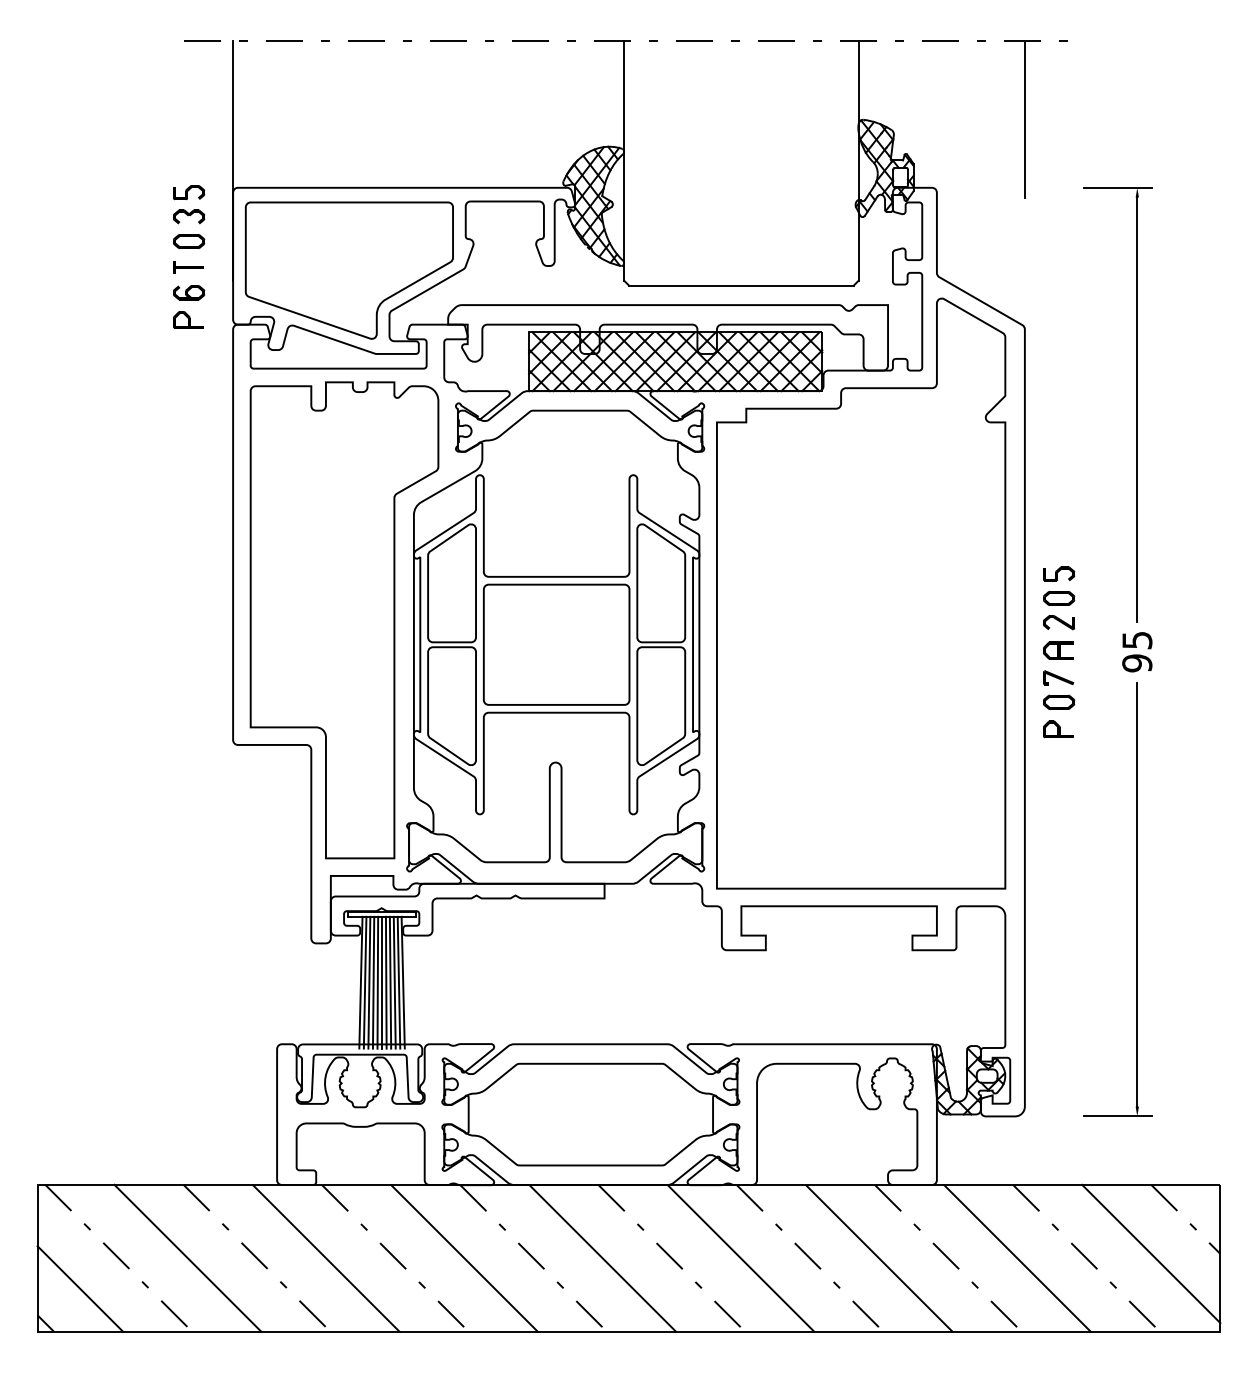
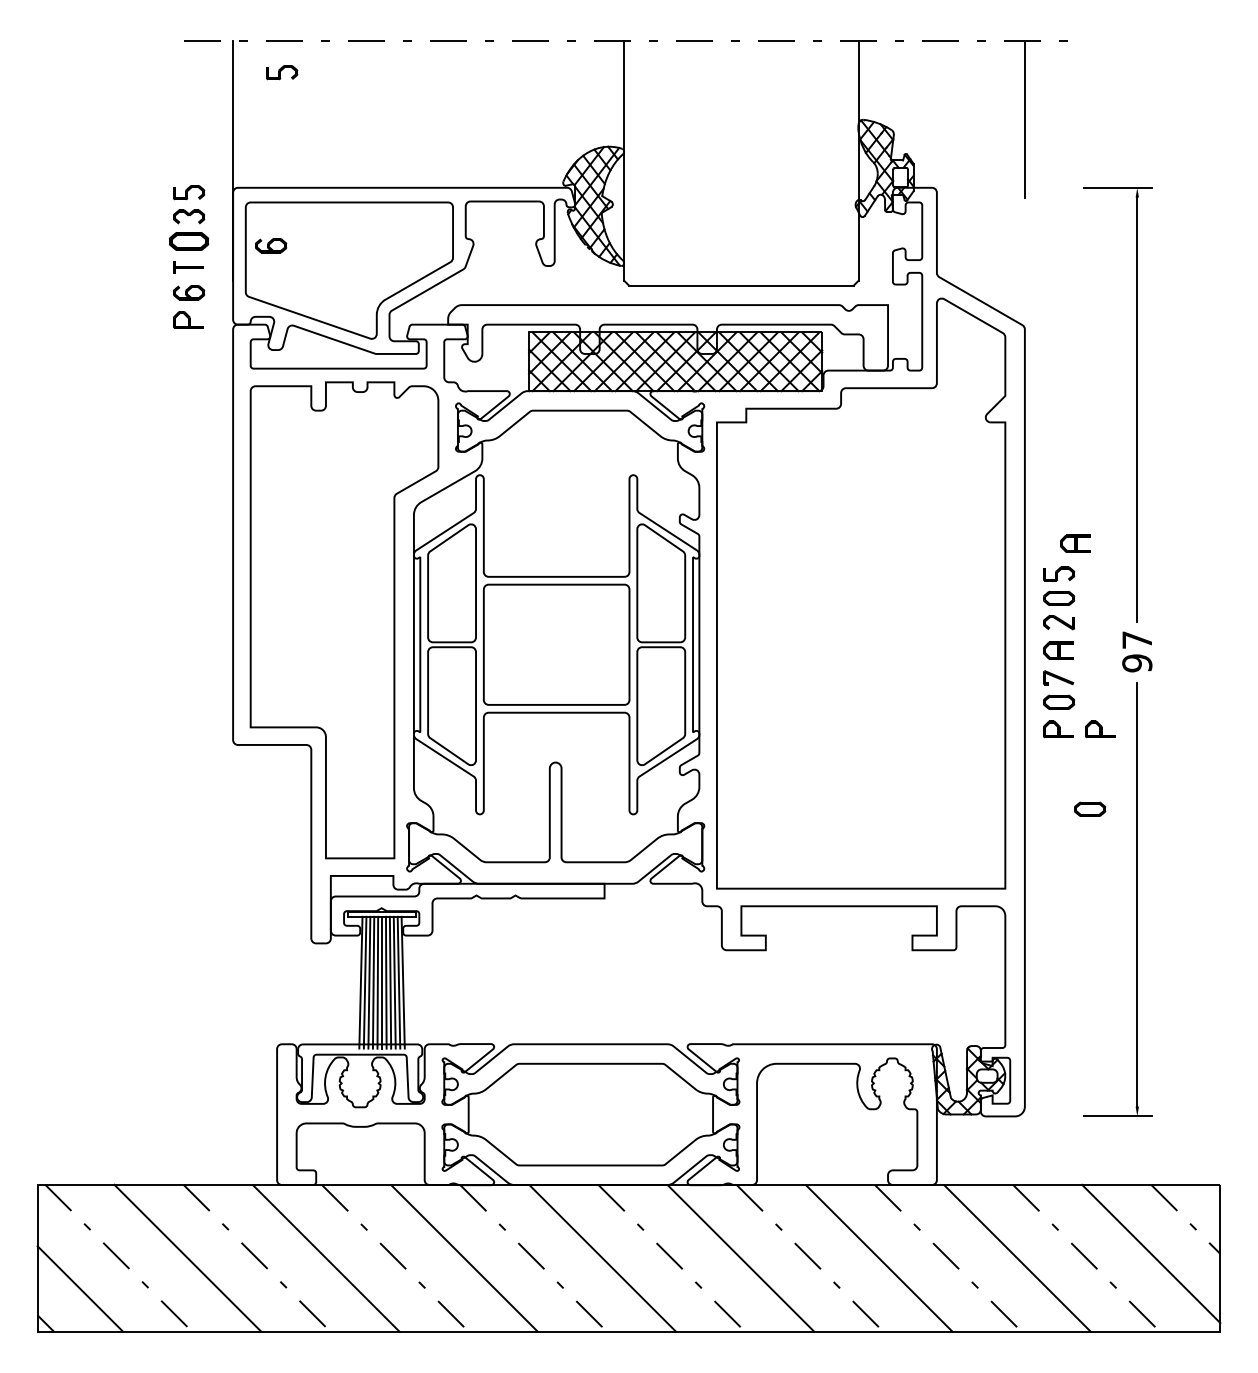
part: none -> present (282, 72)
part size: 33x16 px -> 41x19 px (189, 241)
part: none -> present (271, 245)
part: none -> present (1075, 543)
text: 95 -> 97 (1137, 640)
part: none -> present (1100, 729)
part: none -> present (1090, 808)
